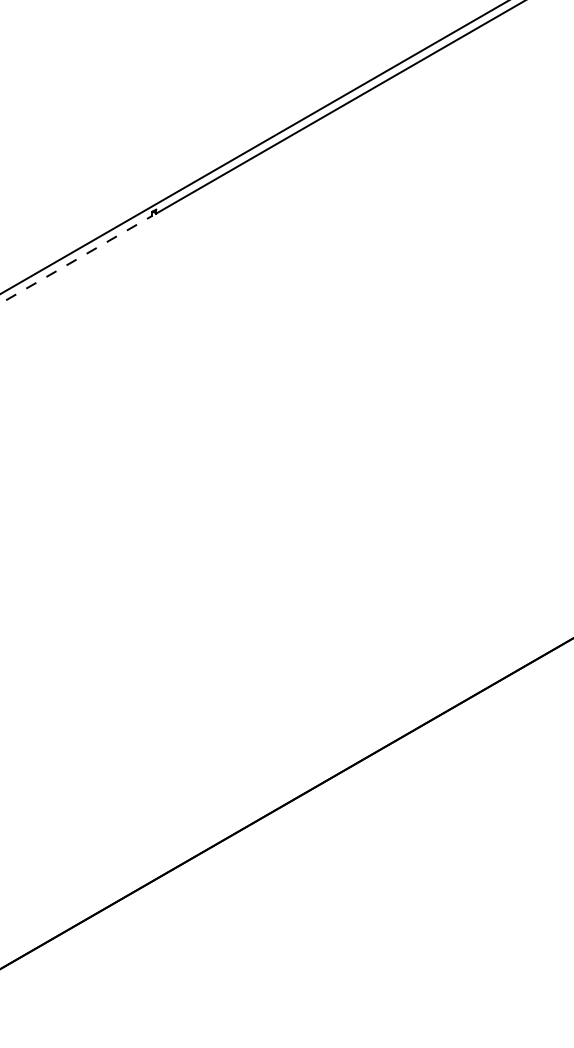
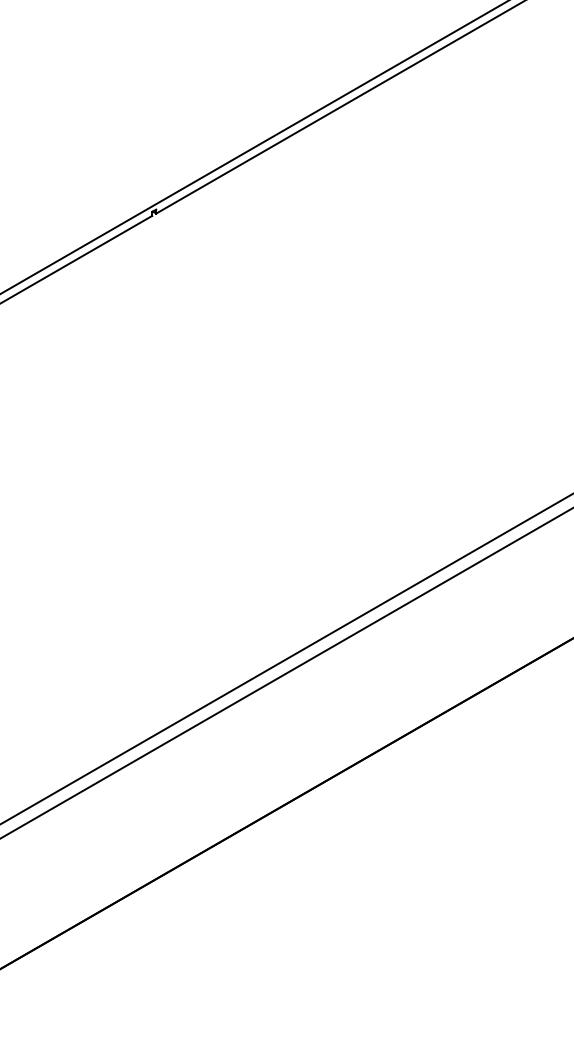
line: dashed -> solid (76, 259)
line: none -> present (286, 659)
line: none -> present (286, 673)
